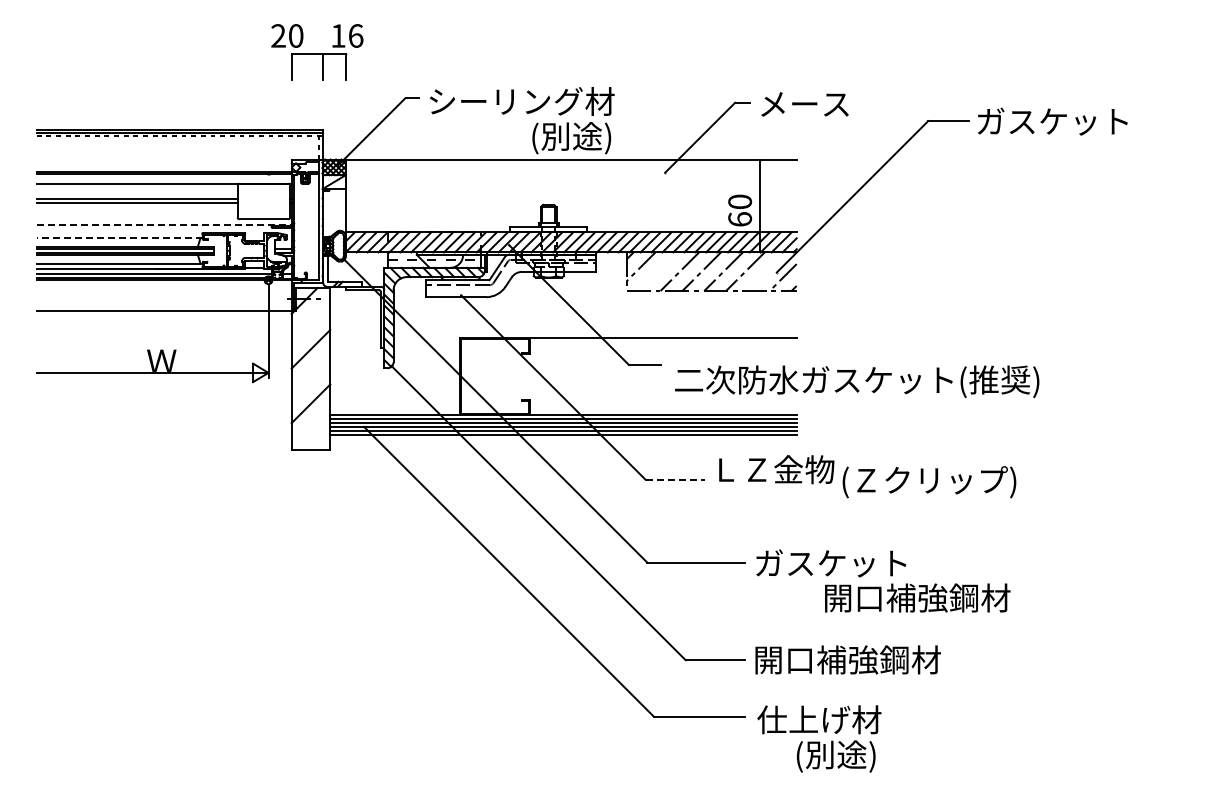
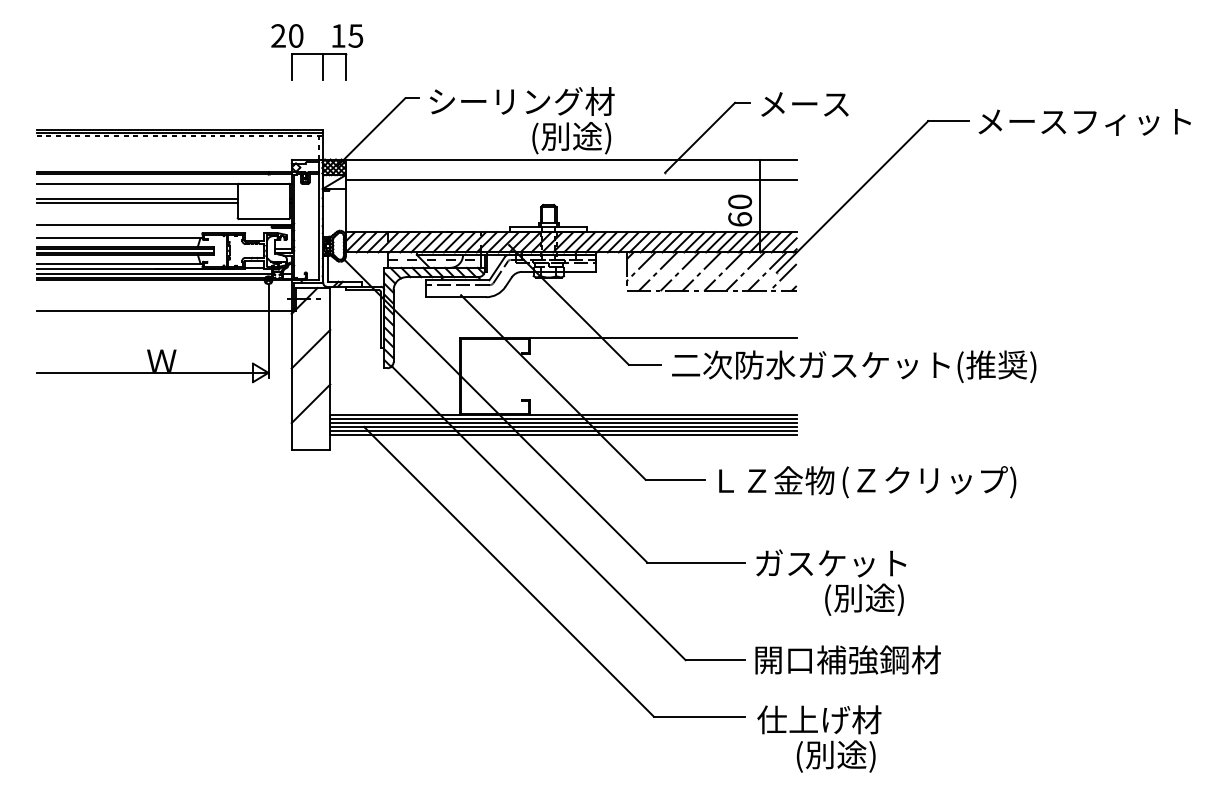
text: 16 -> 15 (355, 35)
text: ガスケット -> メースフィット (1083, 121)
line: none -> present (570, 179)
line: dashed -> solid (164, 224)
line: dashed -> solid (119, 237)
line: none -> present (657, 271)
line: none -> present (766, 271)
text position: (857, 381) -> (854, 366) (854, 366)
text position: (776, 469) -> (776, 480) (776, 480)
line: dashed -> solid (675, 479)
text: 開口補強鋼材 -> (別途) (917, 599)
